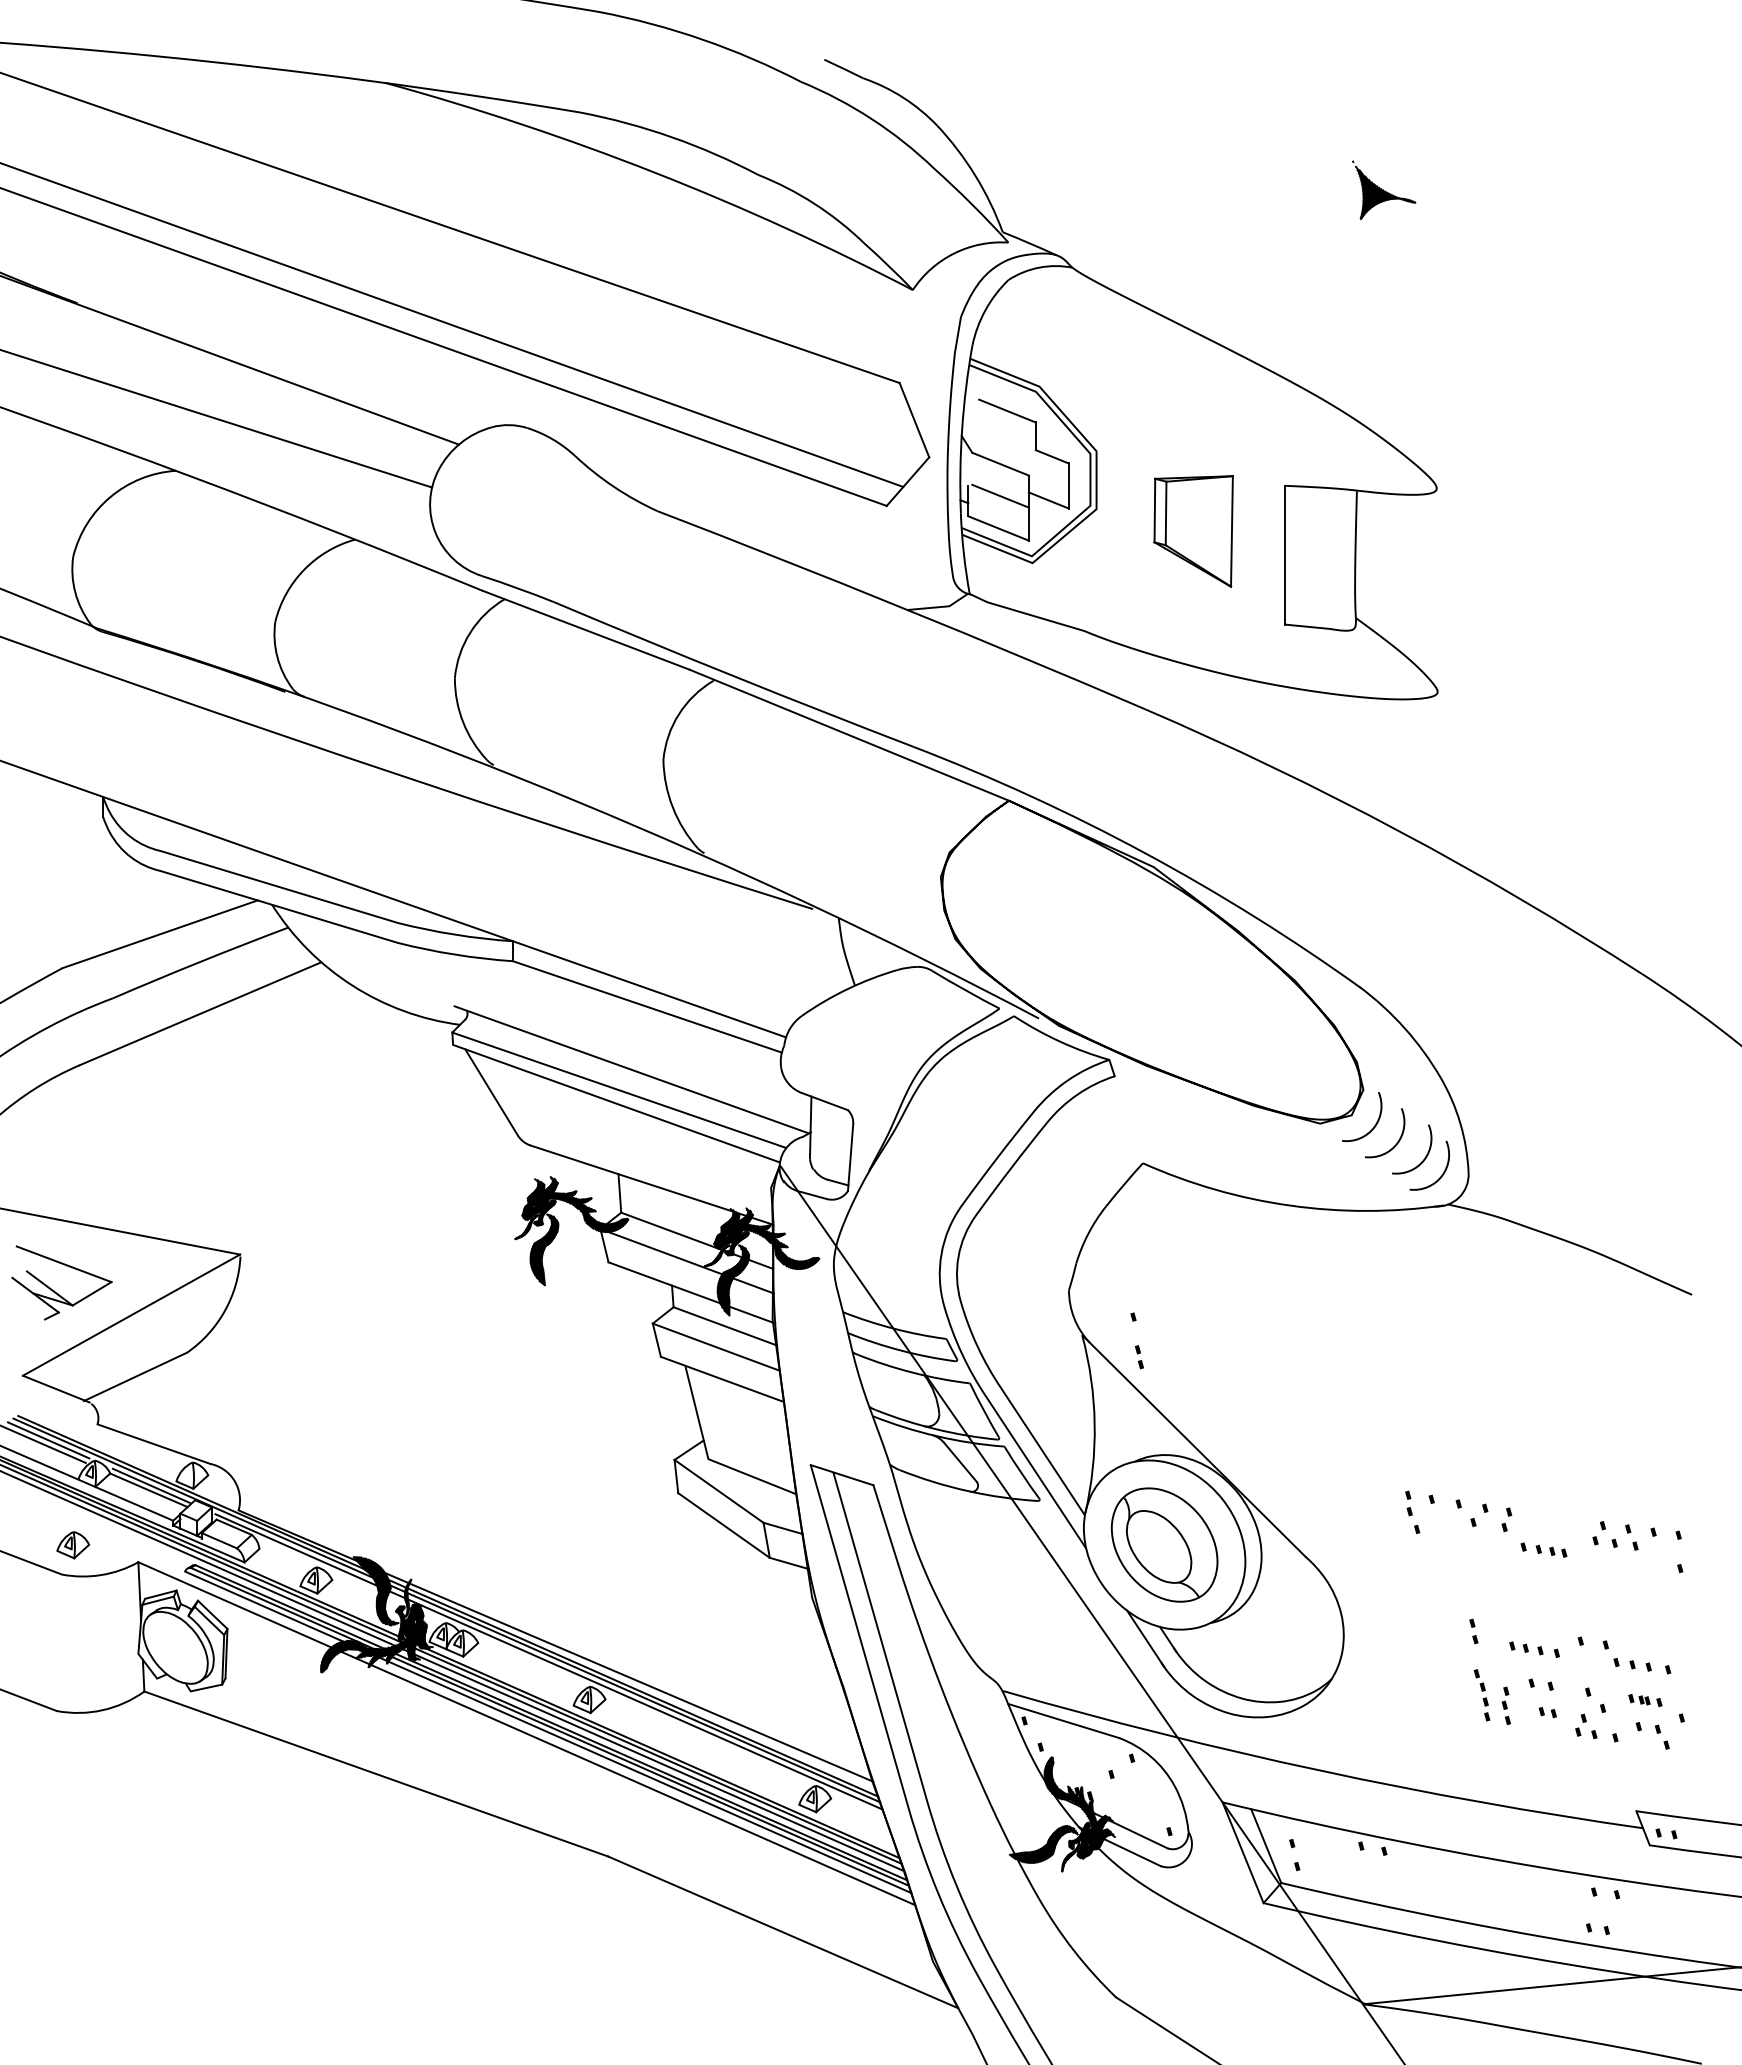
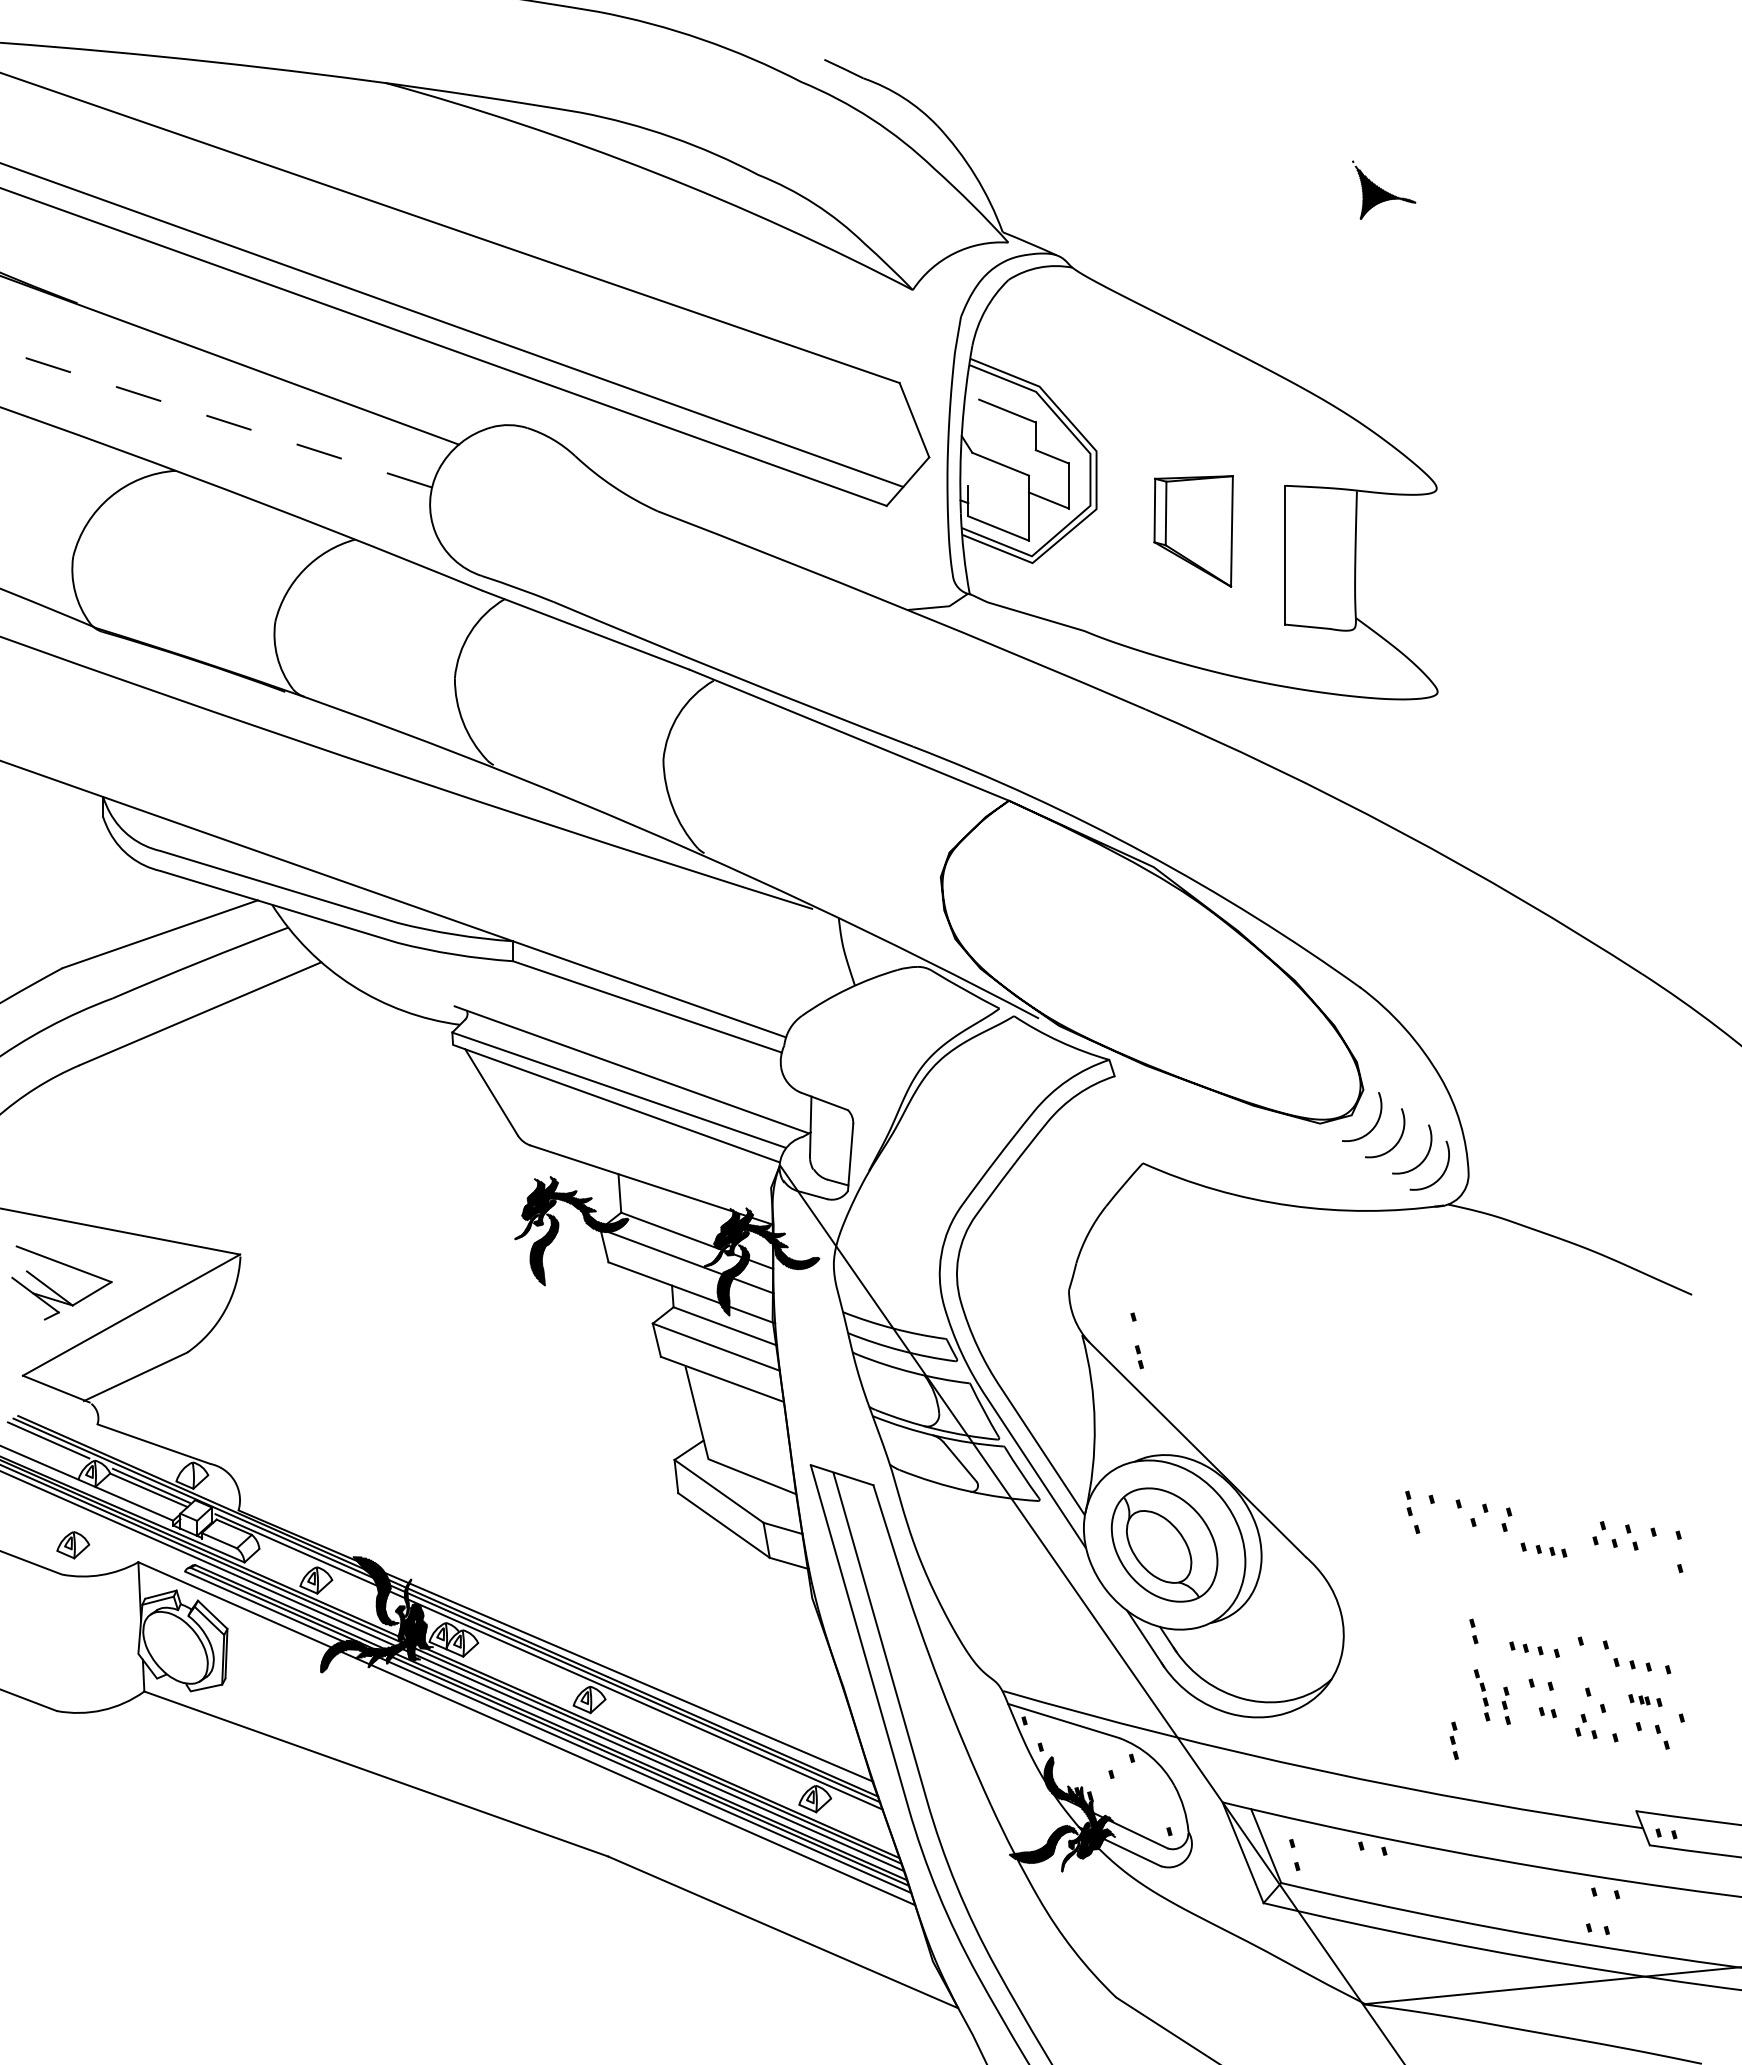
line: solid -> dashed (215, 418)
line: present -> none (1000, 495)
line: present -> none (43, 1444)
part: none -> present (1453, 1740)
